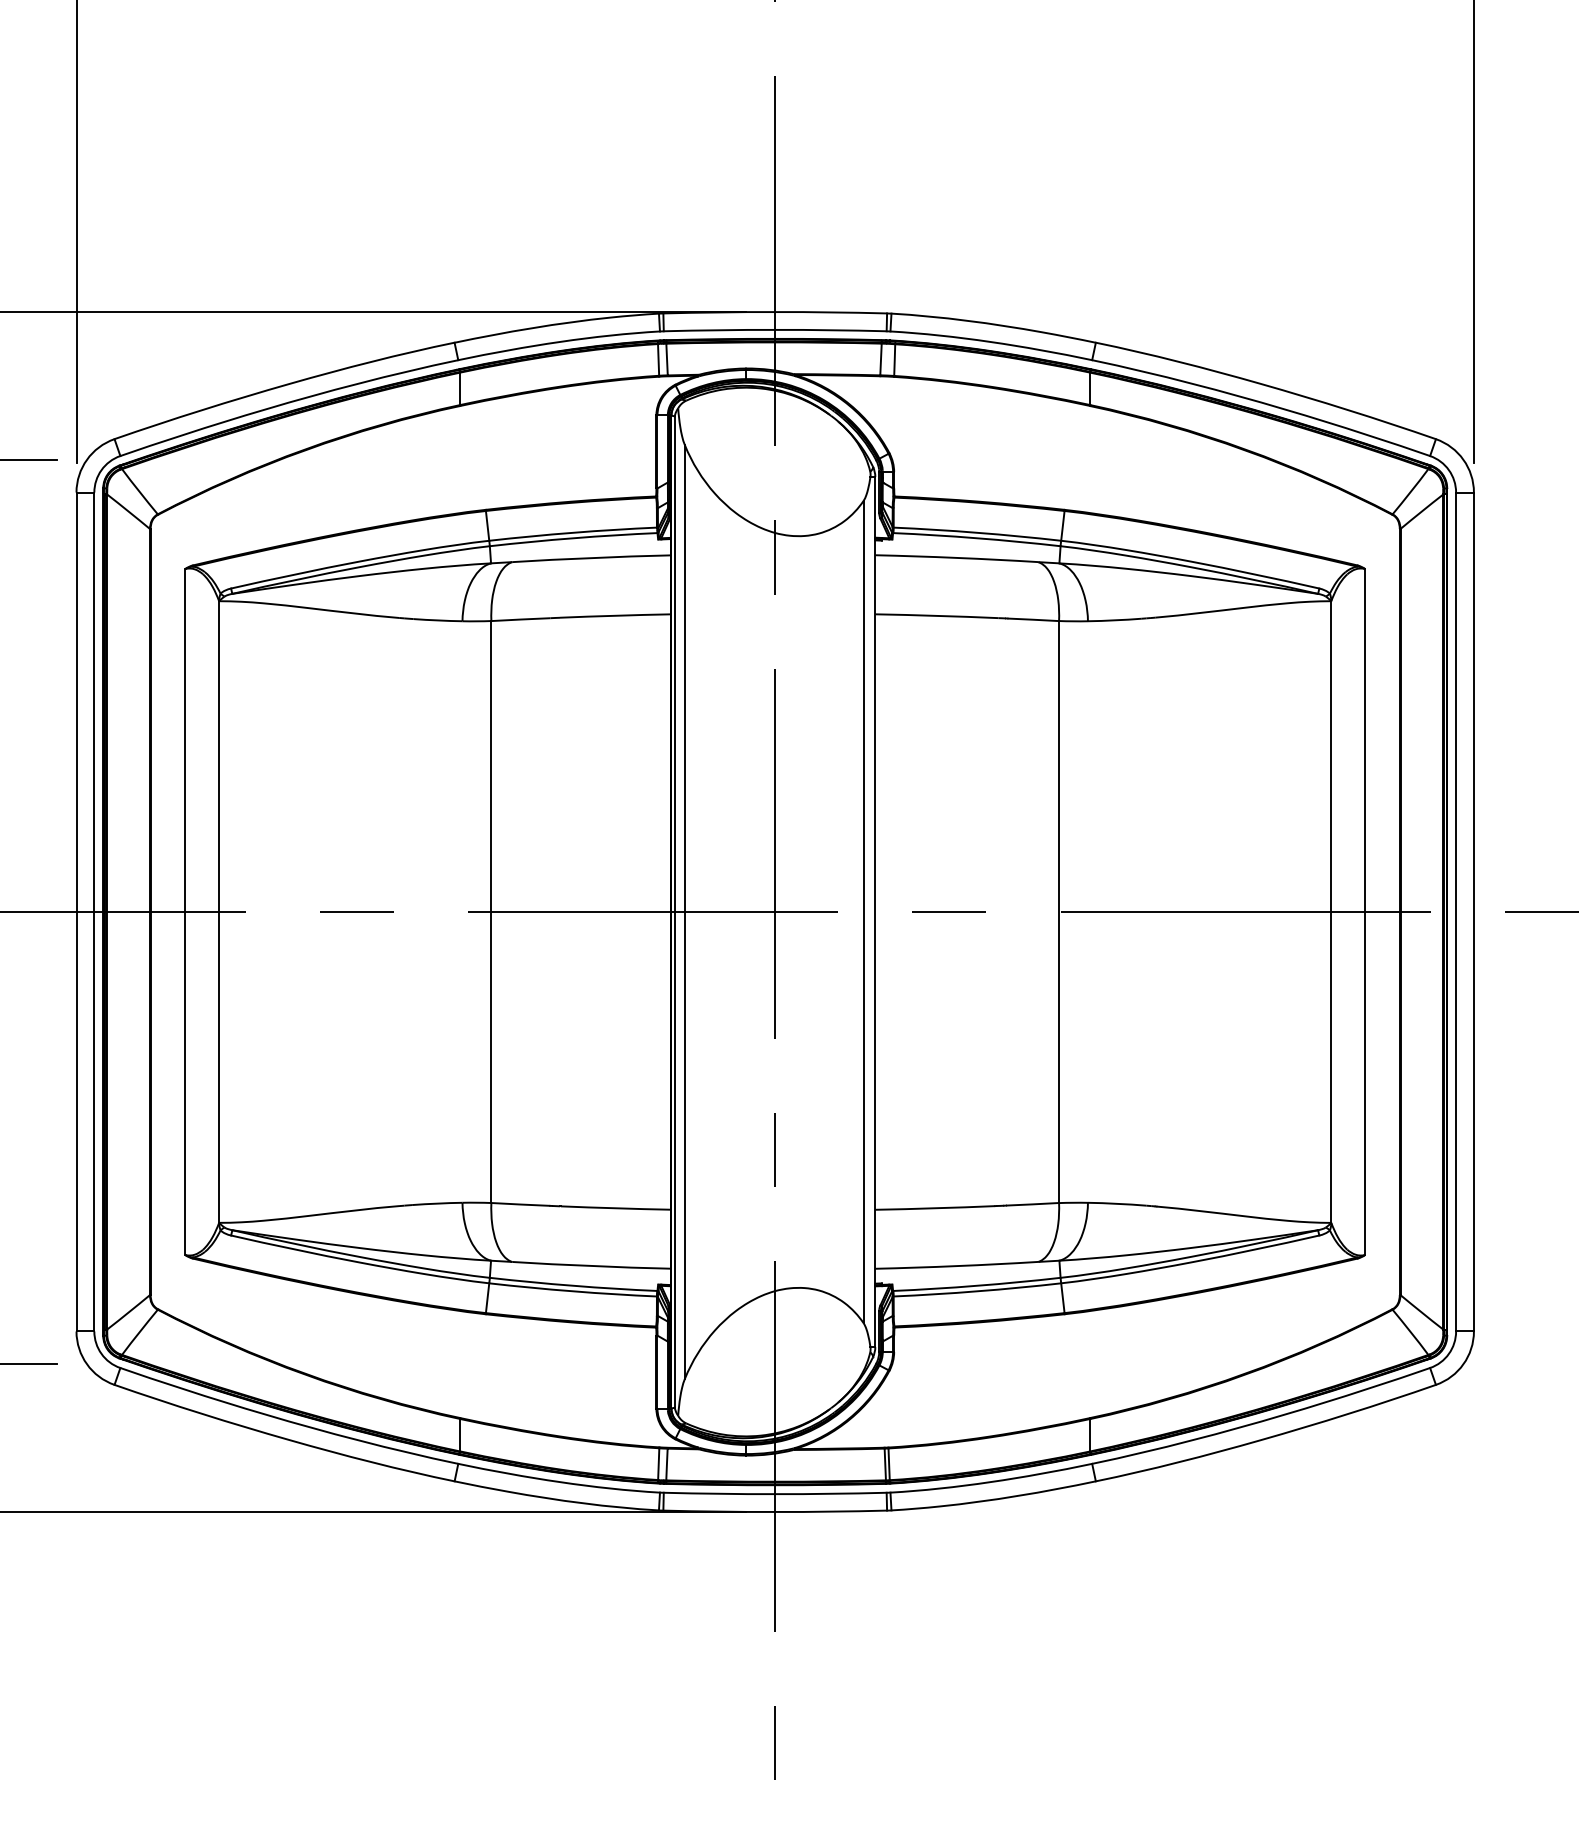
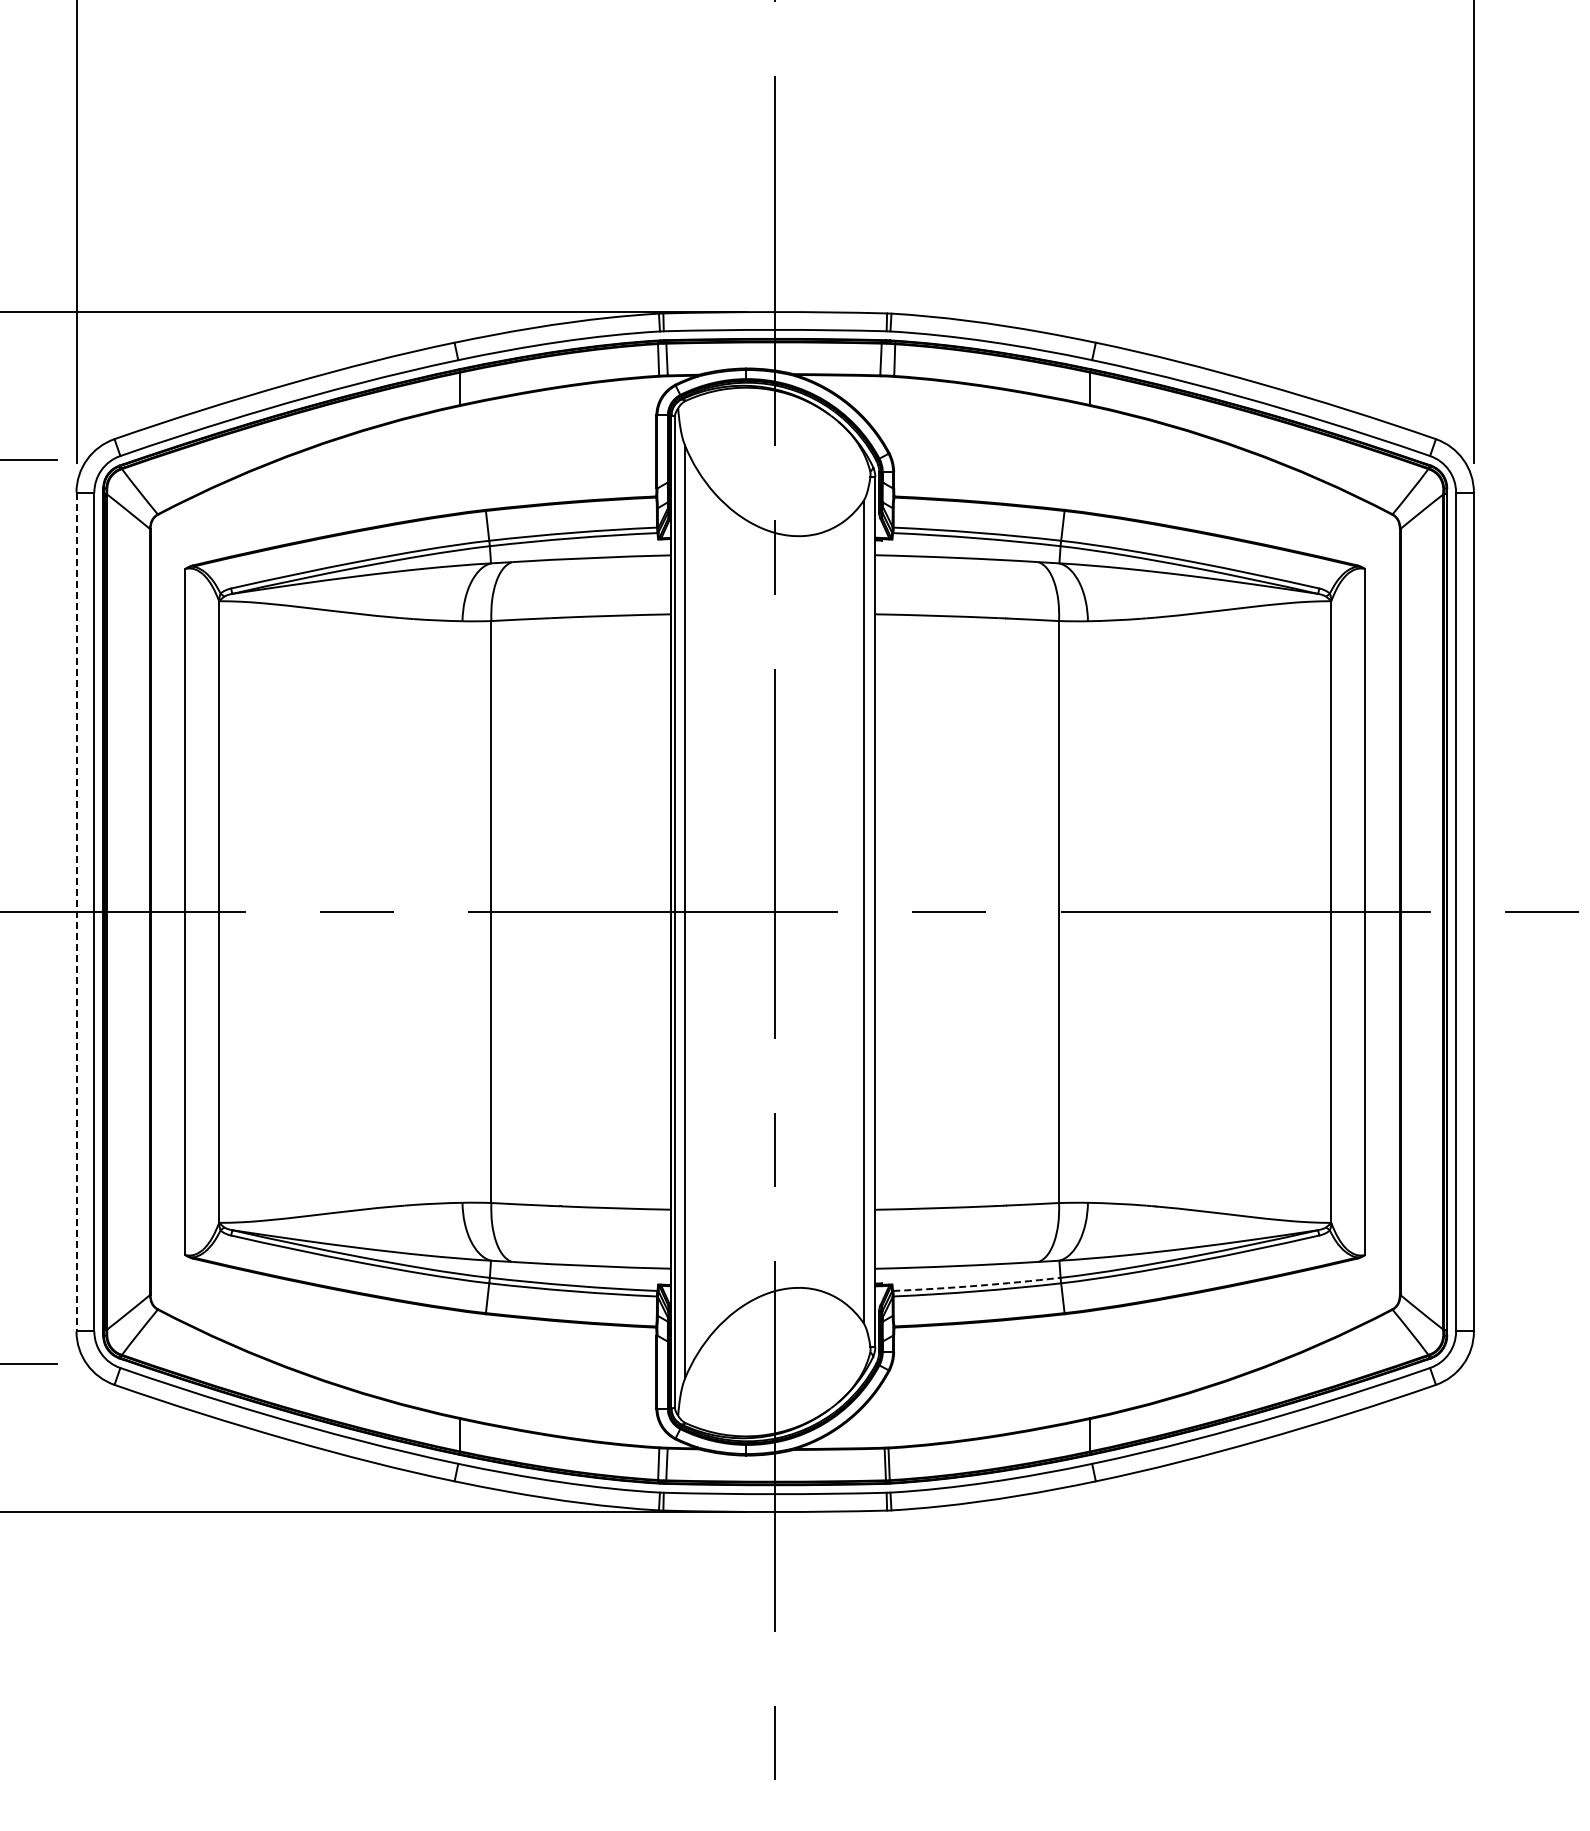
line: solid -> dashed (76, 912)
arc: solid -> dashed (977, 1285)
